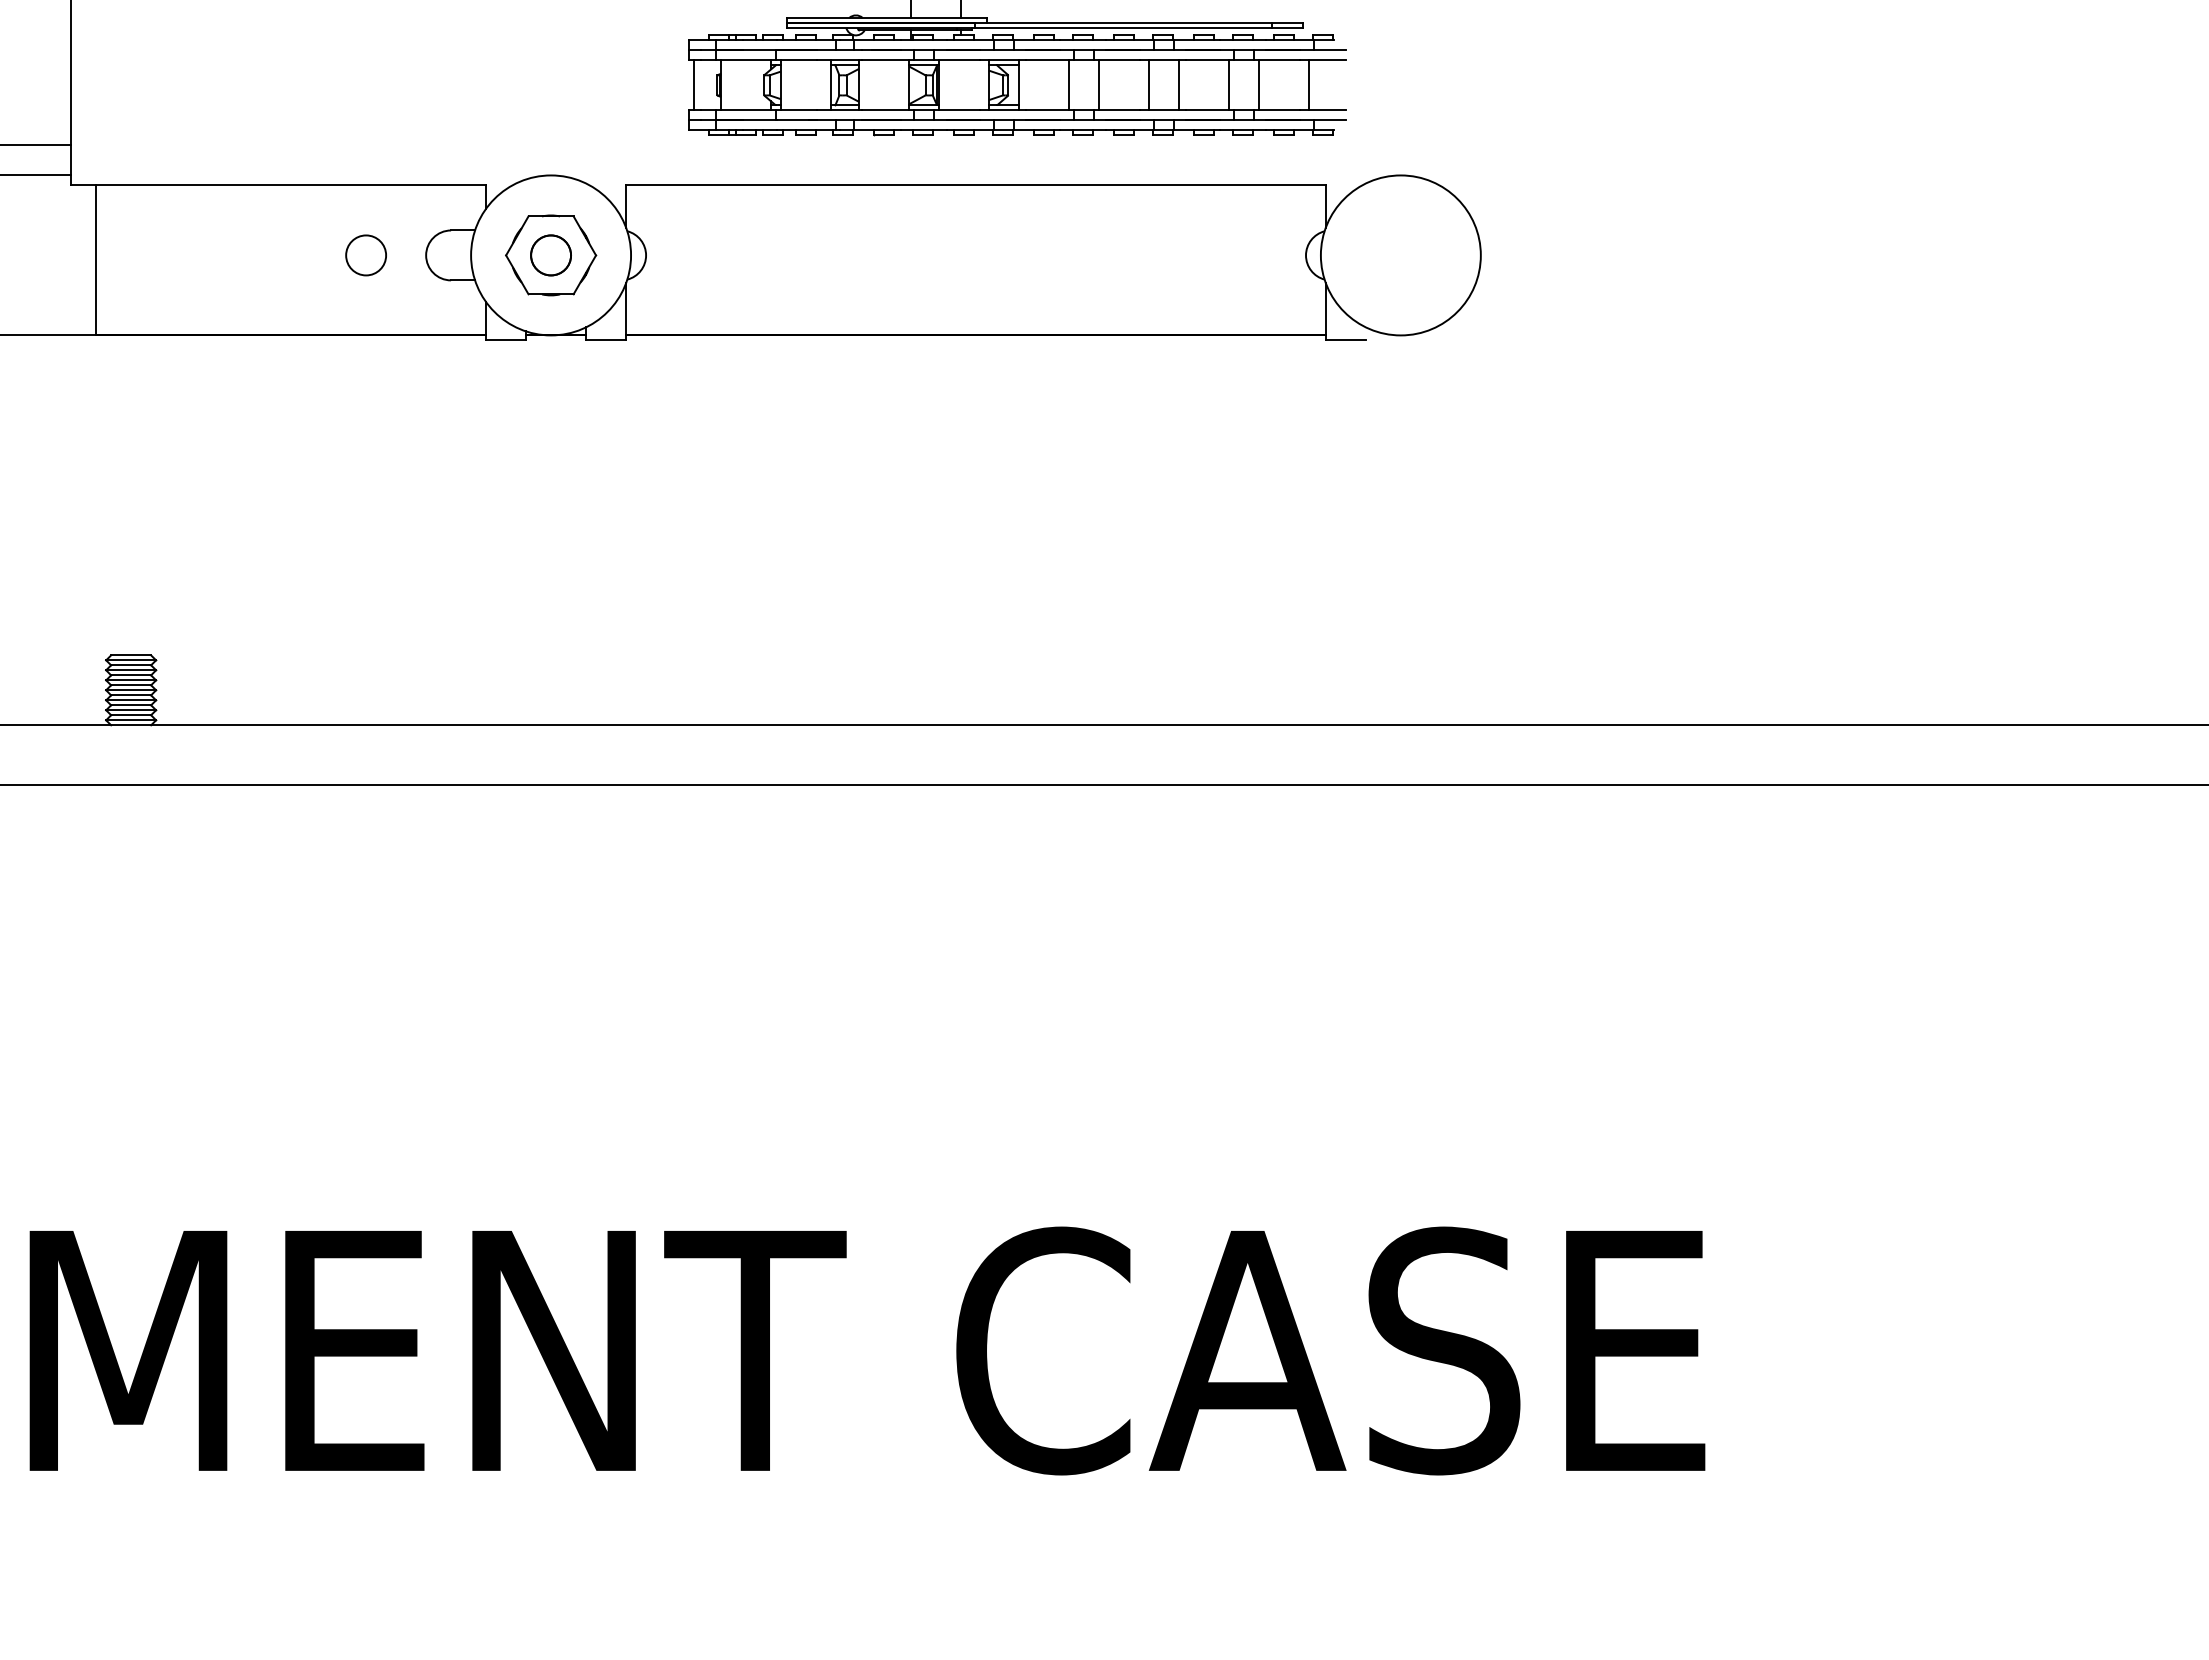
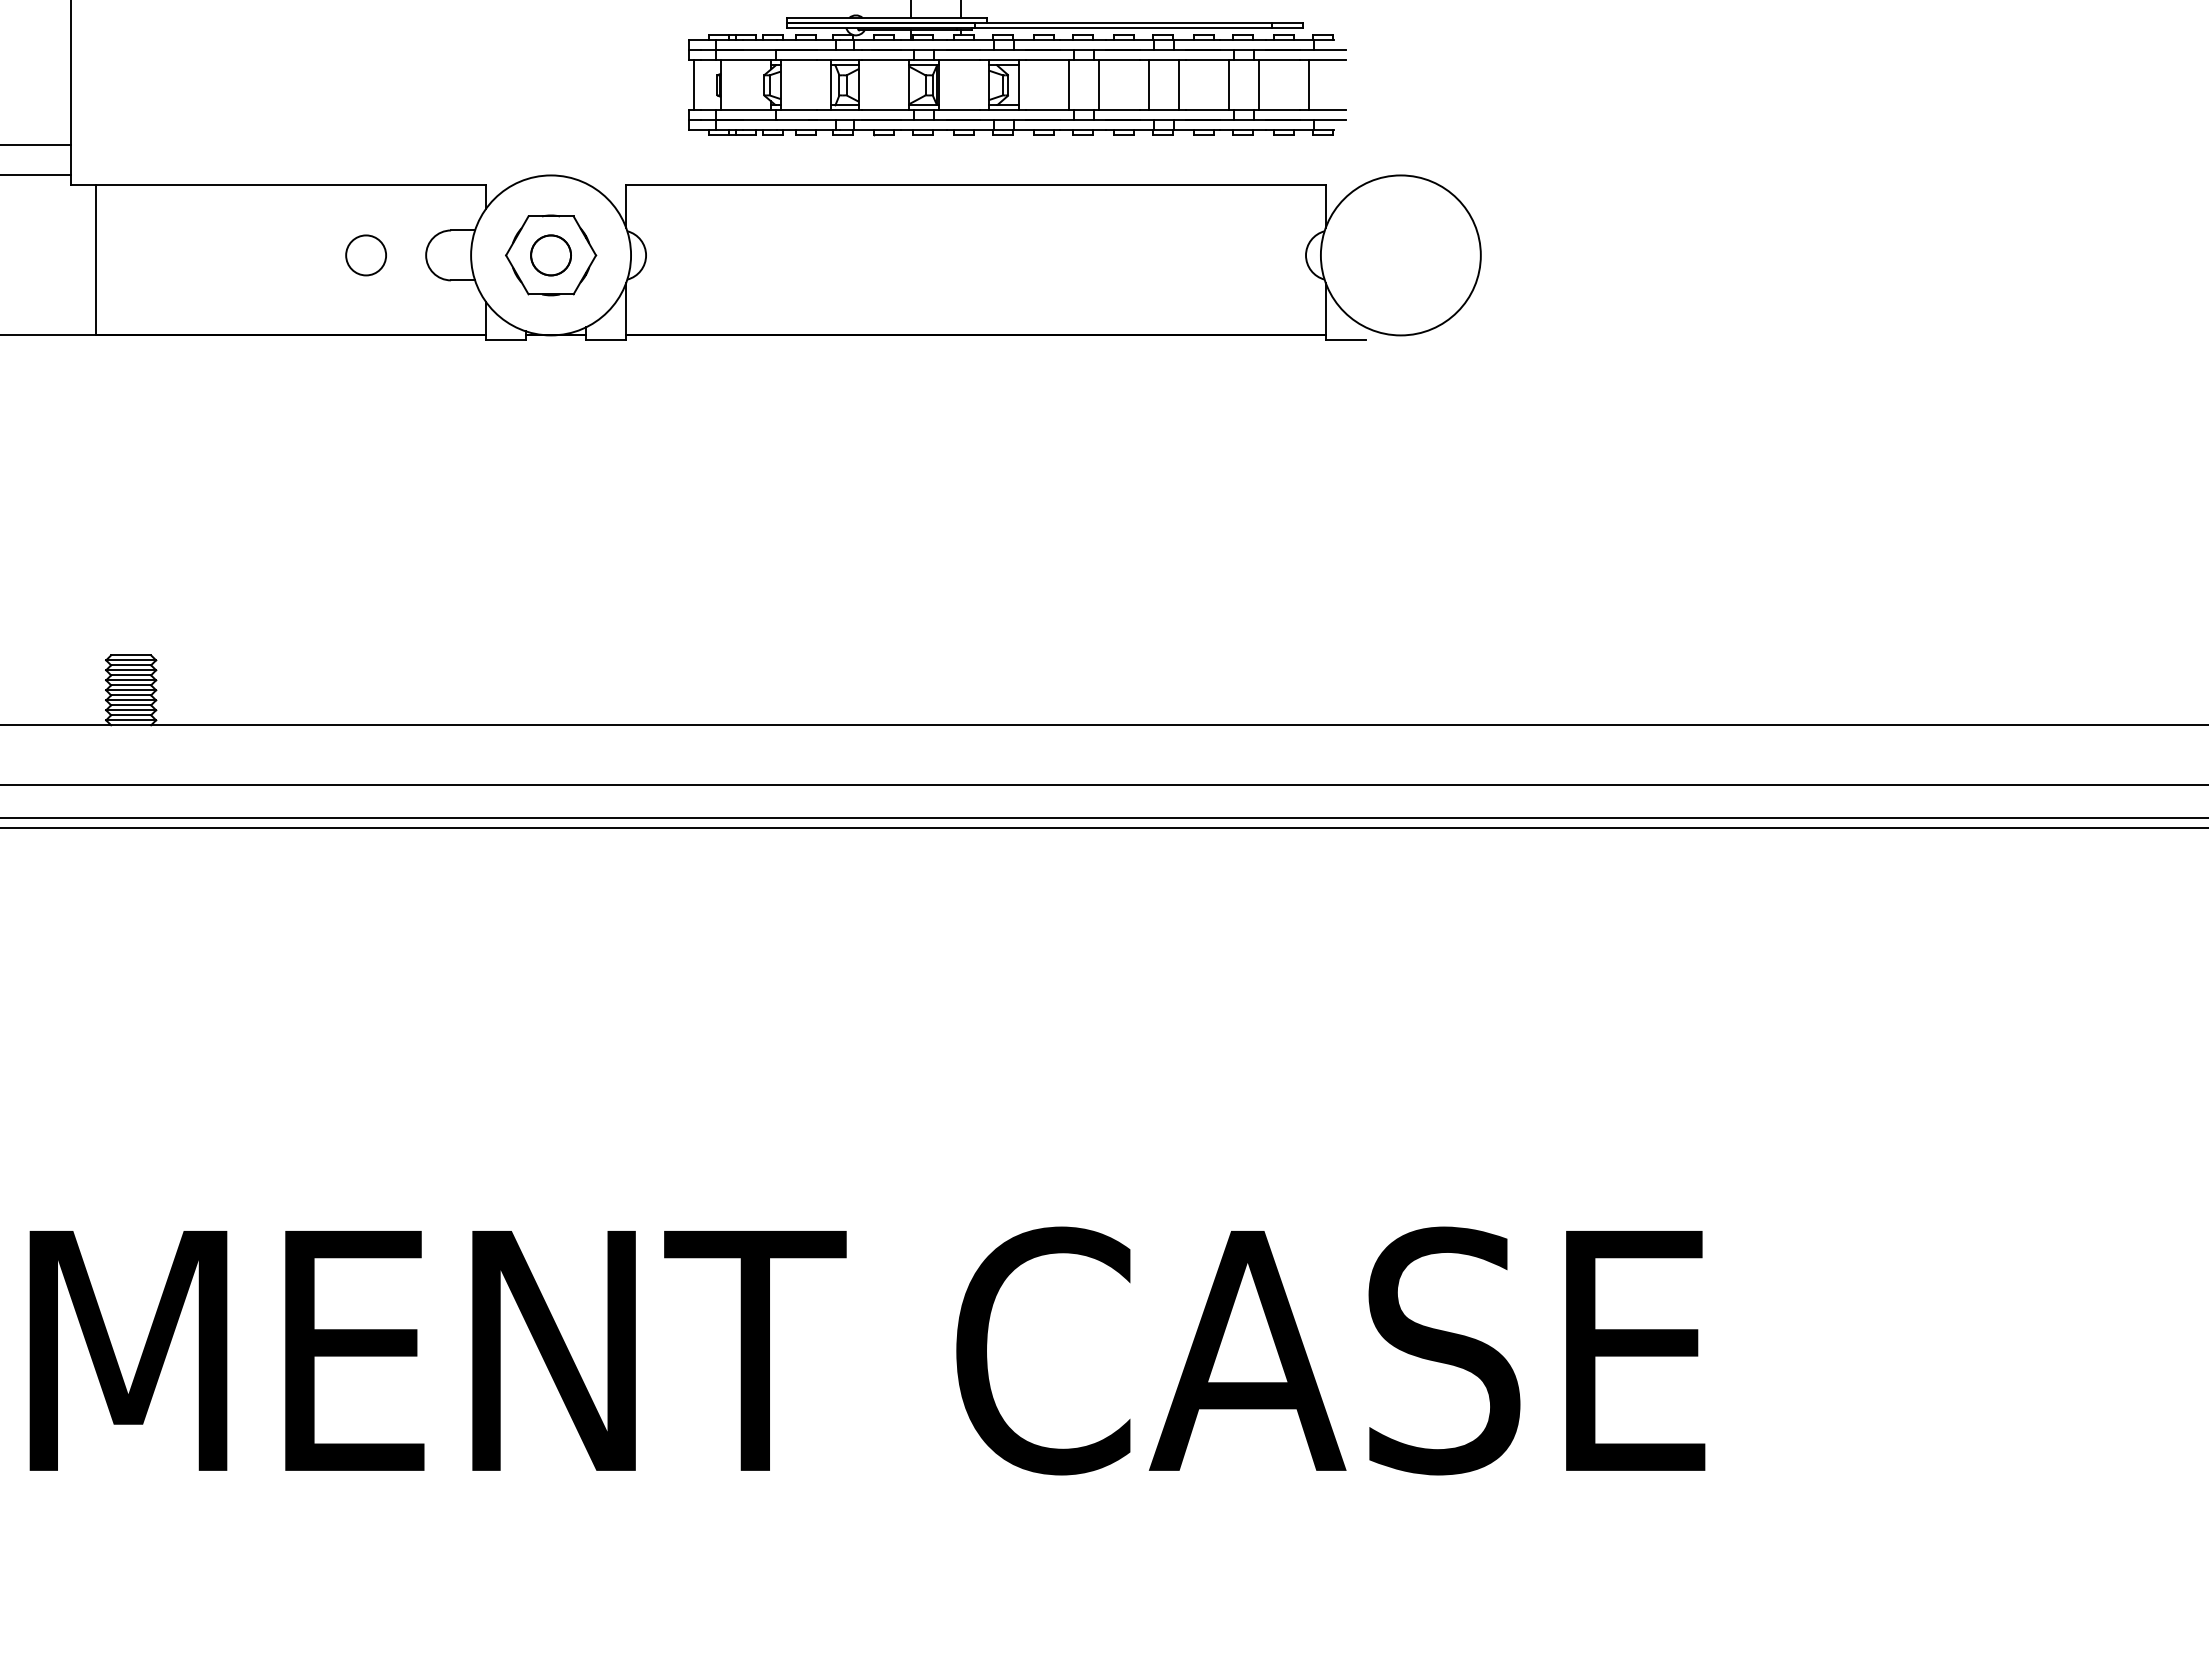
line: none -> present (1103, 817)
line: none -> present (1103, 827)
